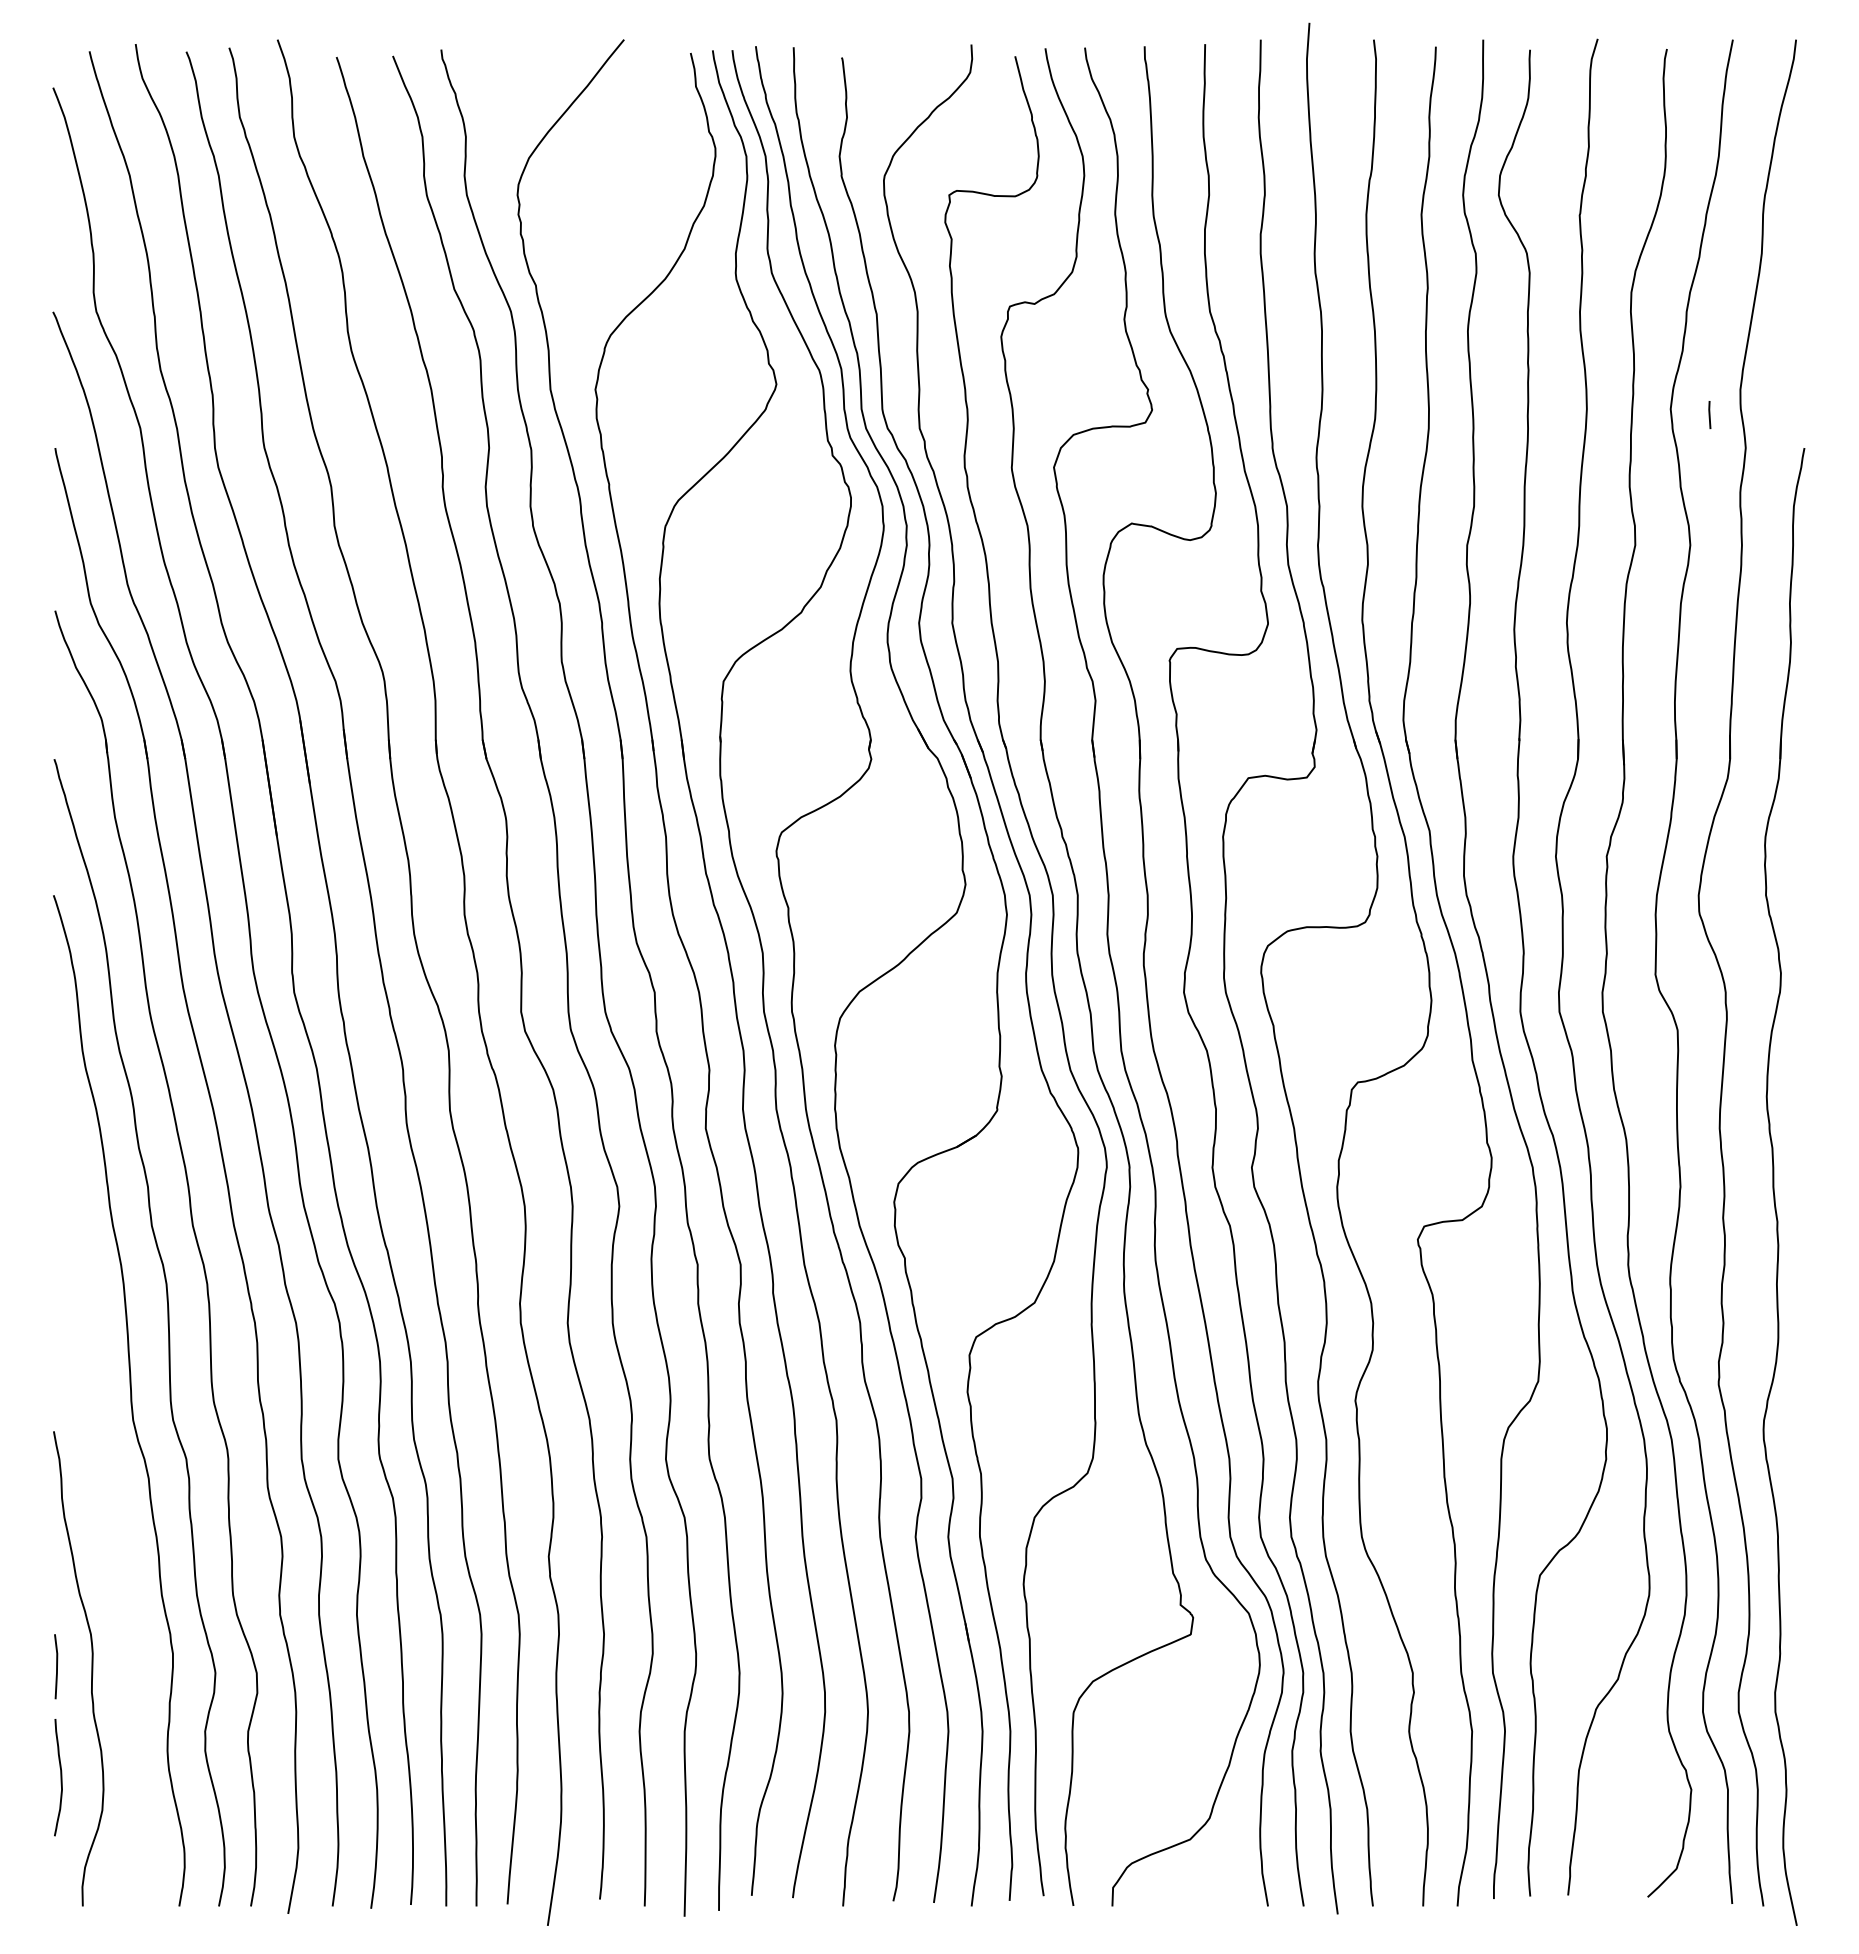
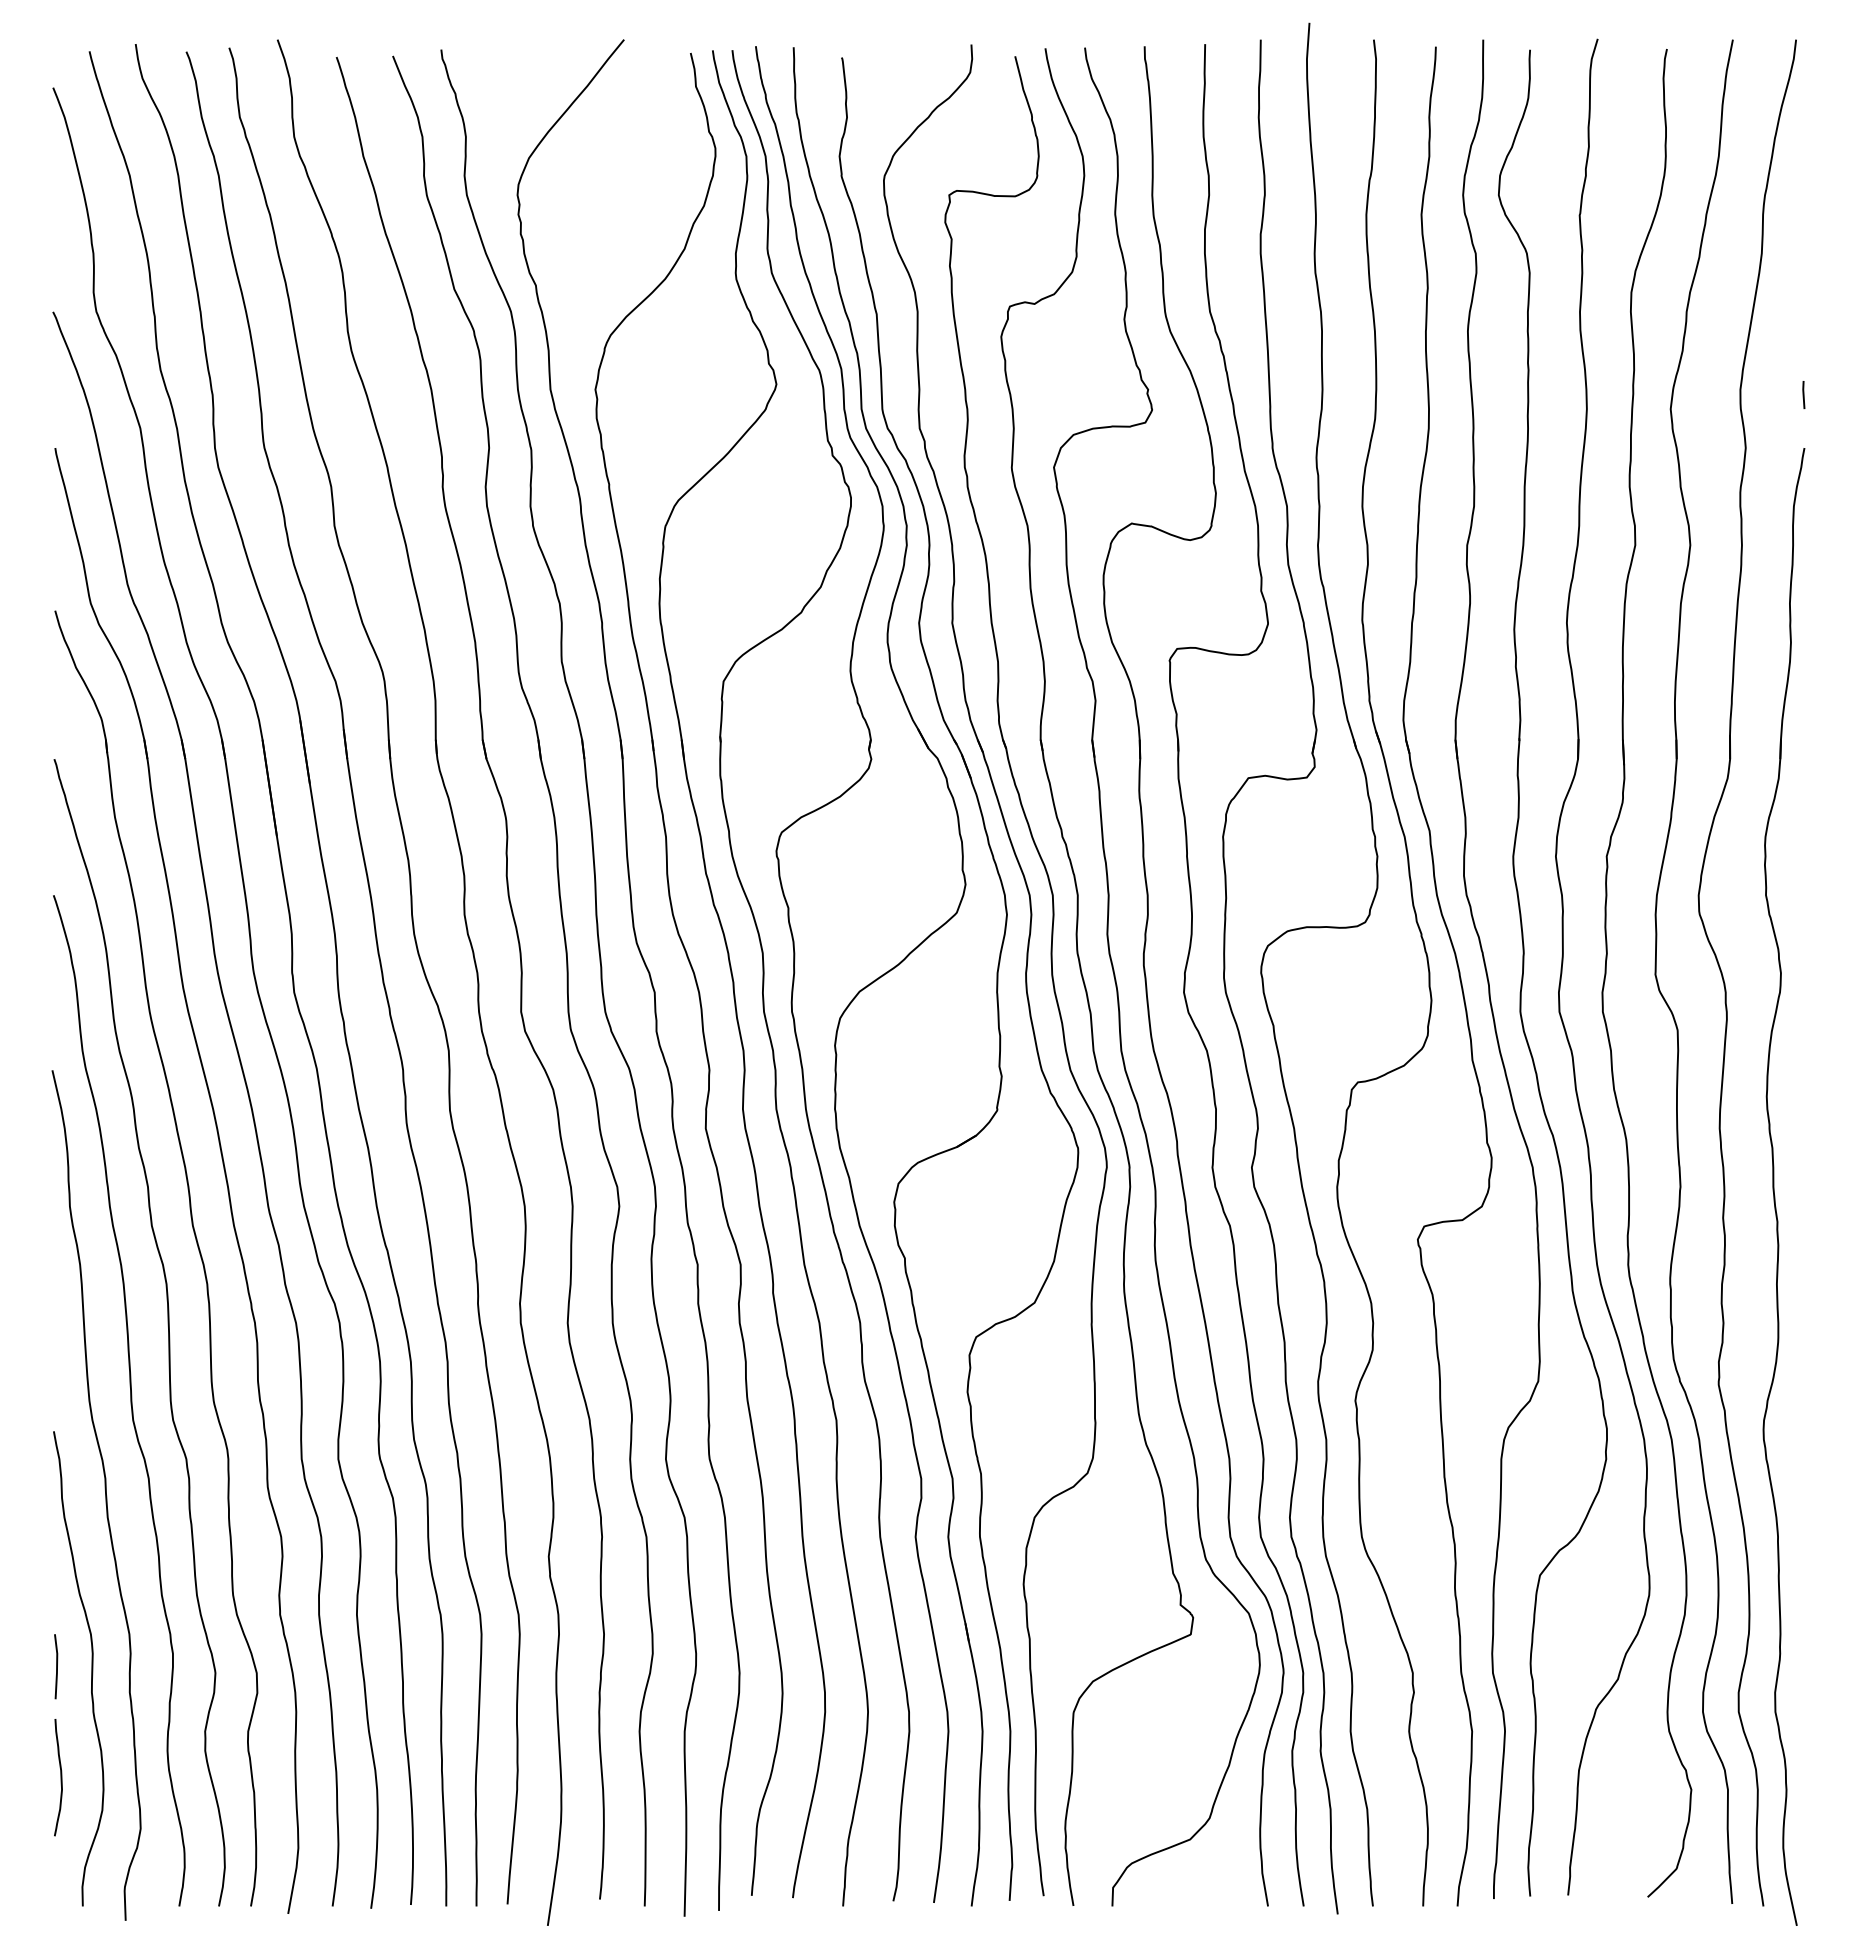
line position: (1709, 415) -> (1803, 395) (1803, 395)
curve: none -> present (105, 1495)
